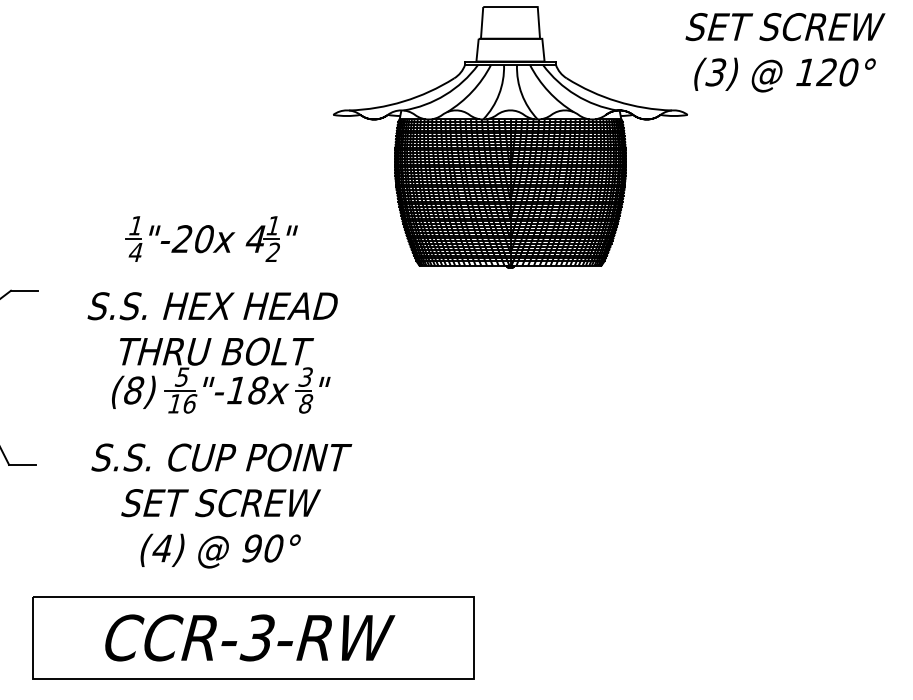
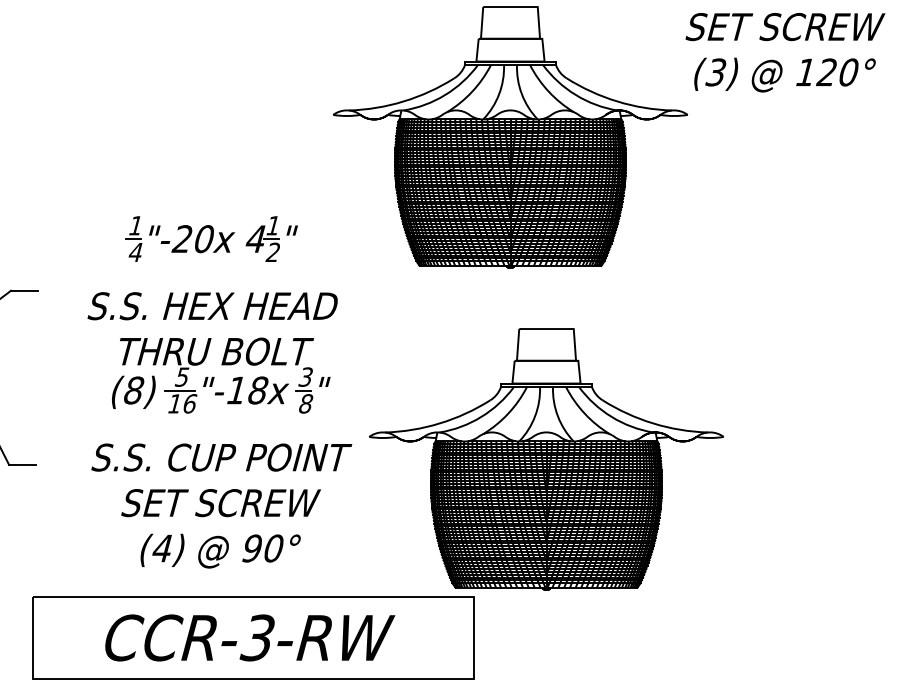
part: none -> present (546, 459)
